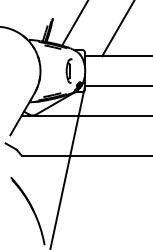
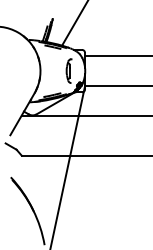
line: present -> none (117, 29)
